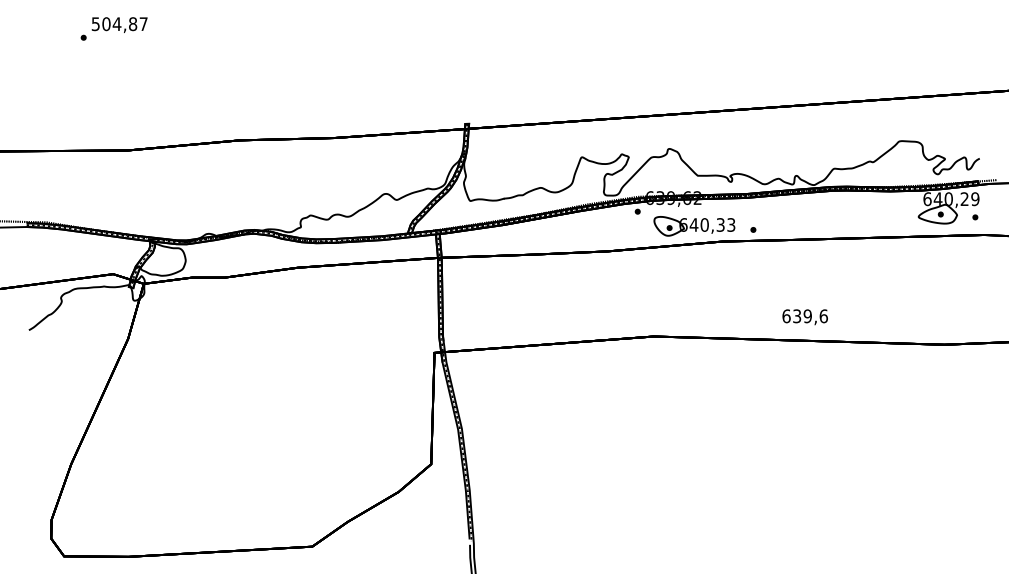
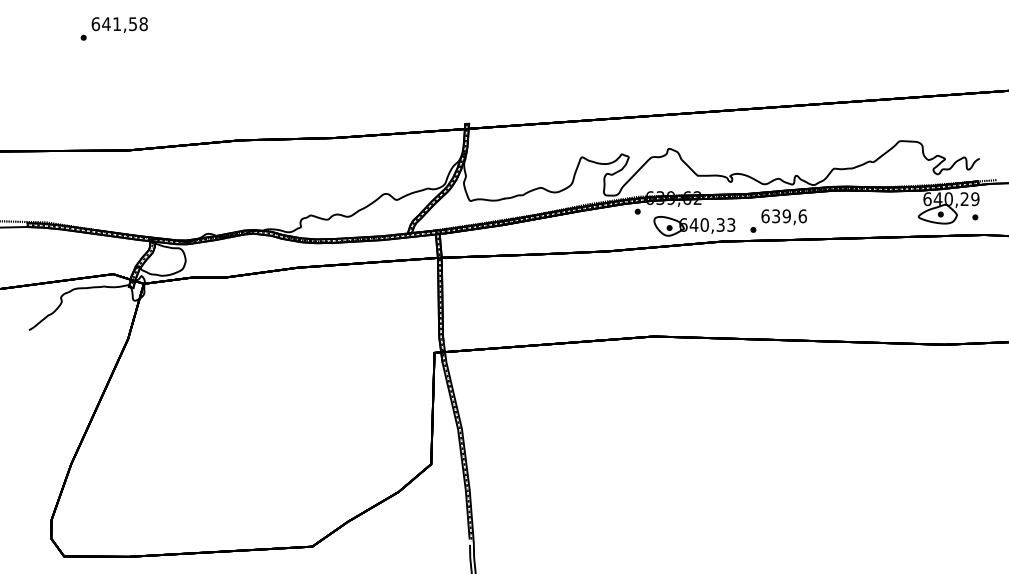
text: 504,87 -> 641,58 (119, 24)
text position: (804, 317) -> (783, 217) (783, 217)
